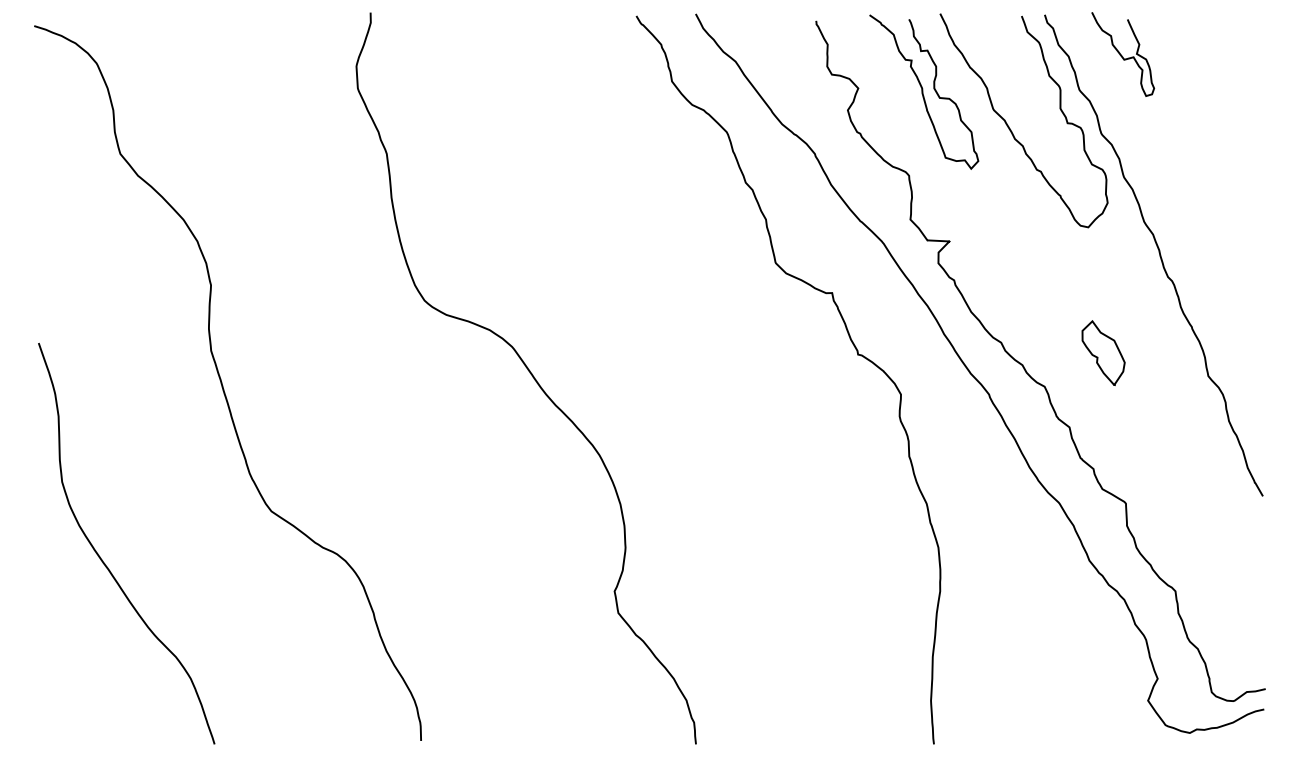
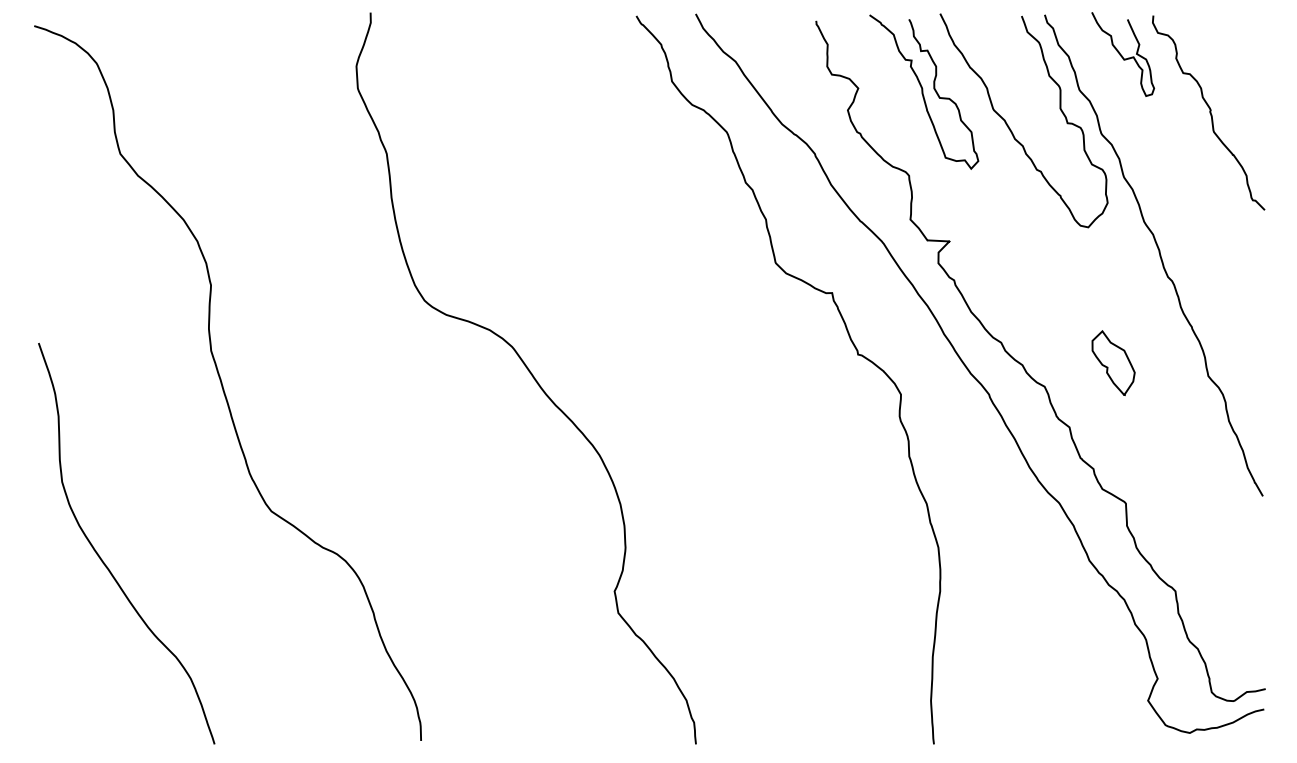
curve: none -> present (1209, 112)
part position: (1103, 352) -> (1113, 362) (1113, 362)
